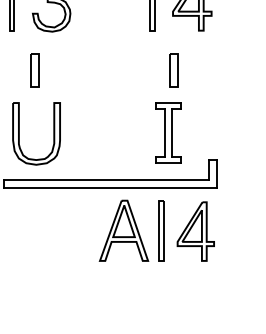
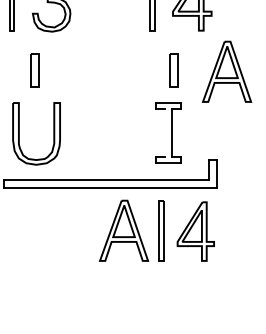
part: none -> present (226, 71)
line: present -> none (165, 132)
